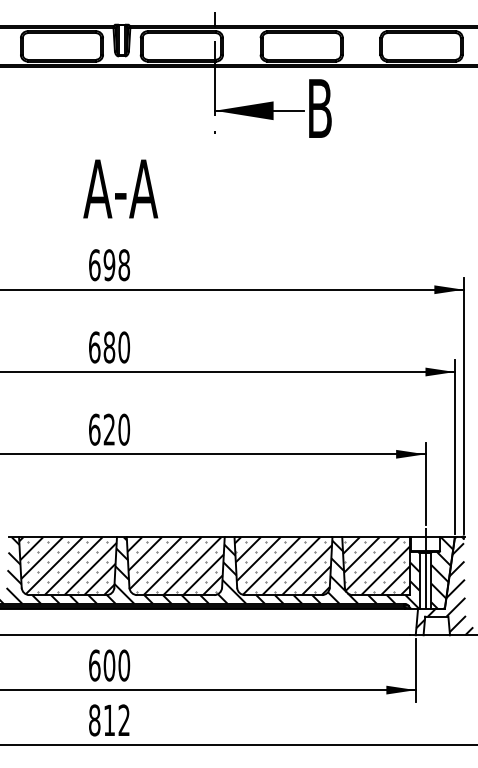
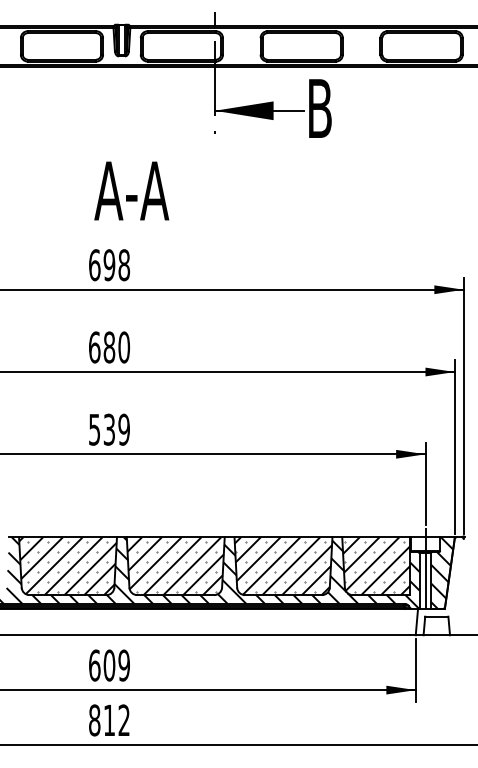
text position: (120, 188) -> (131, 190) (131, 190)
text: 620 -> 539 (109, 429)
hatch: present -> none (444, 589)
text: 600 -> 609 (124, 665)
